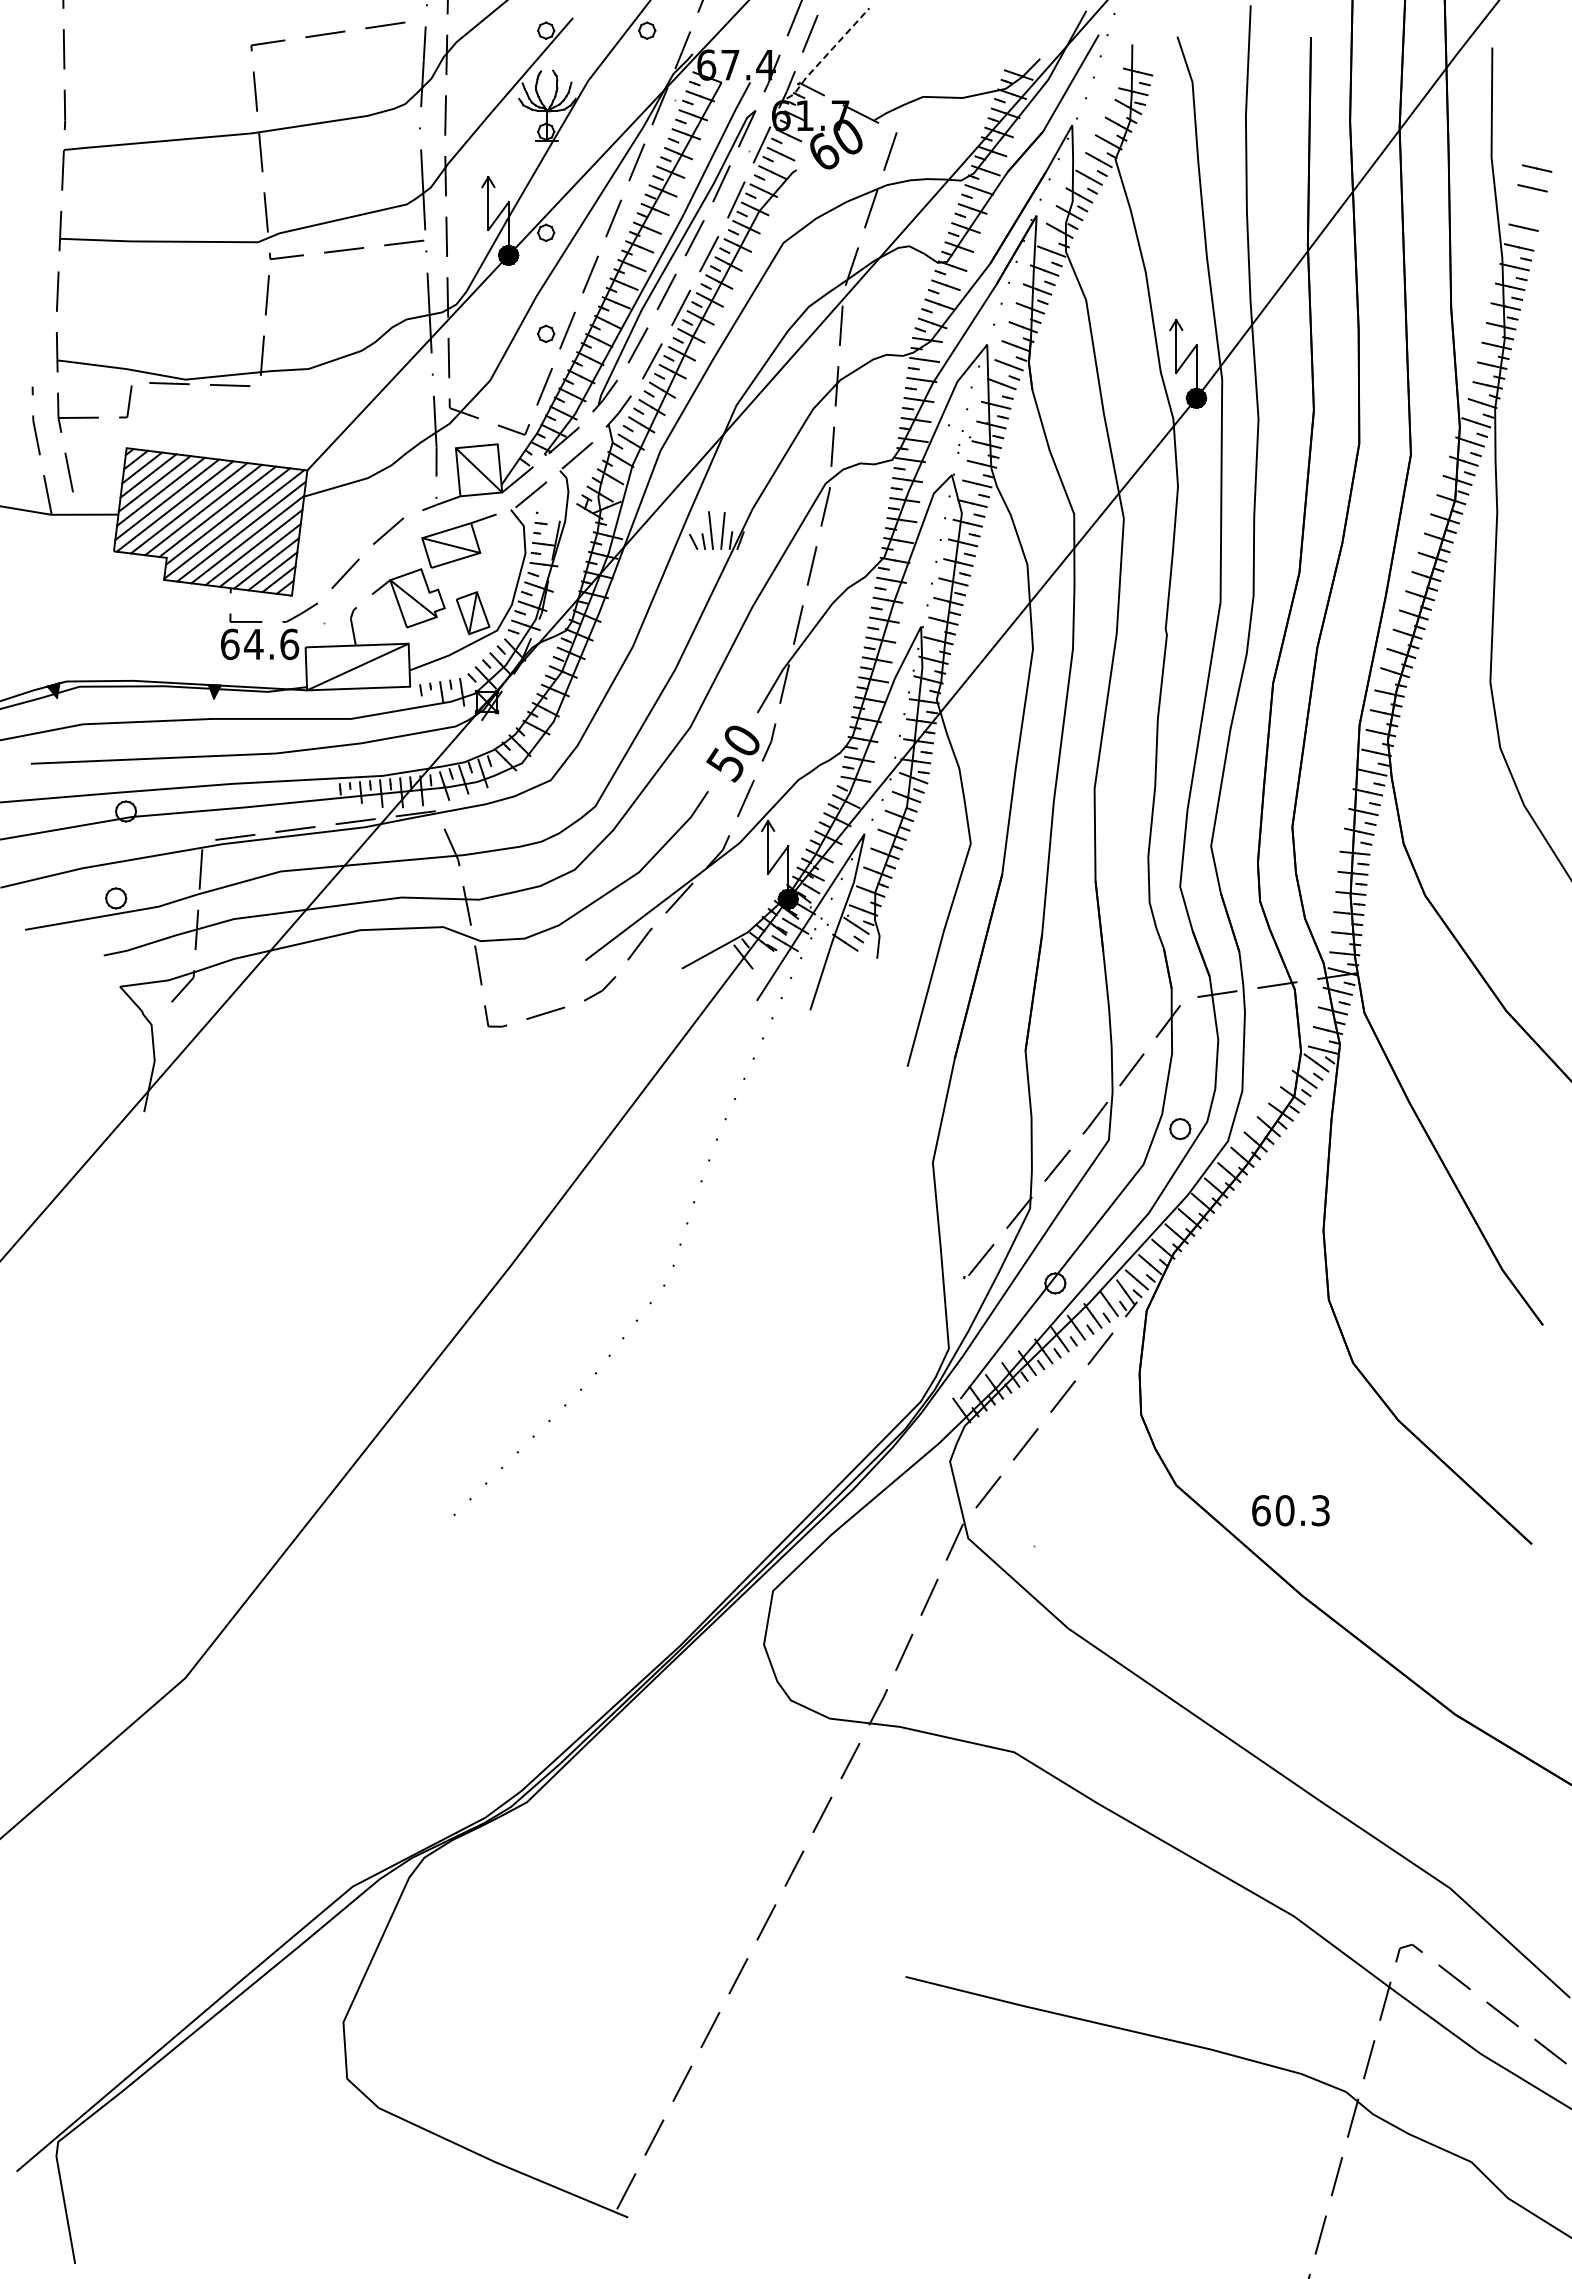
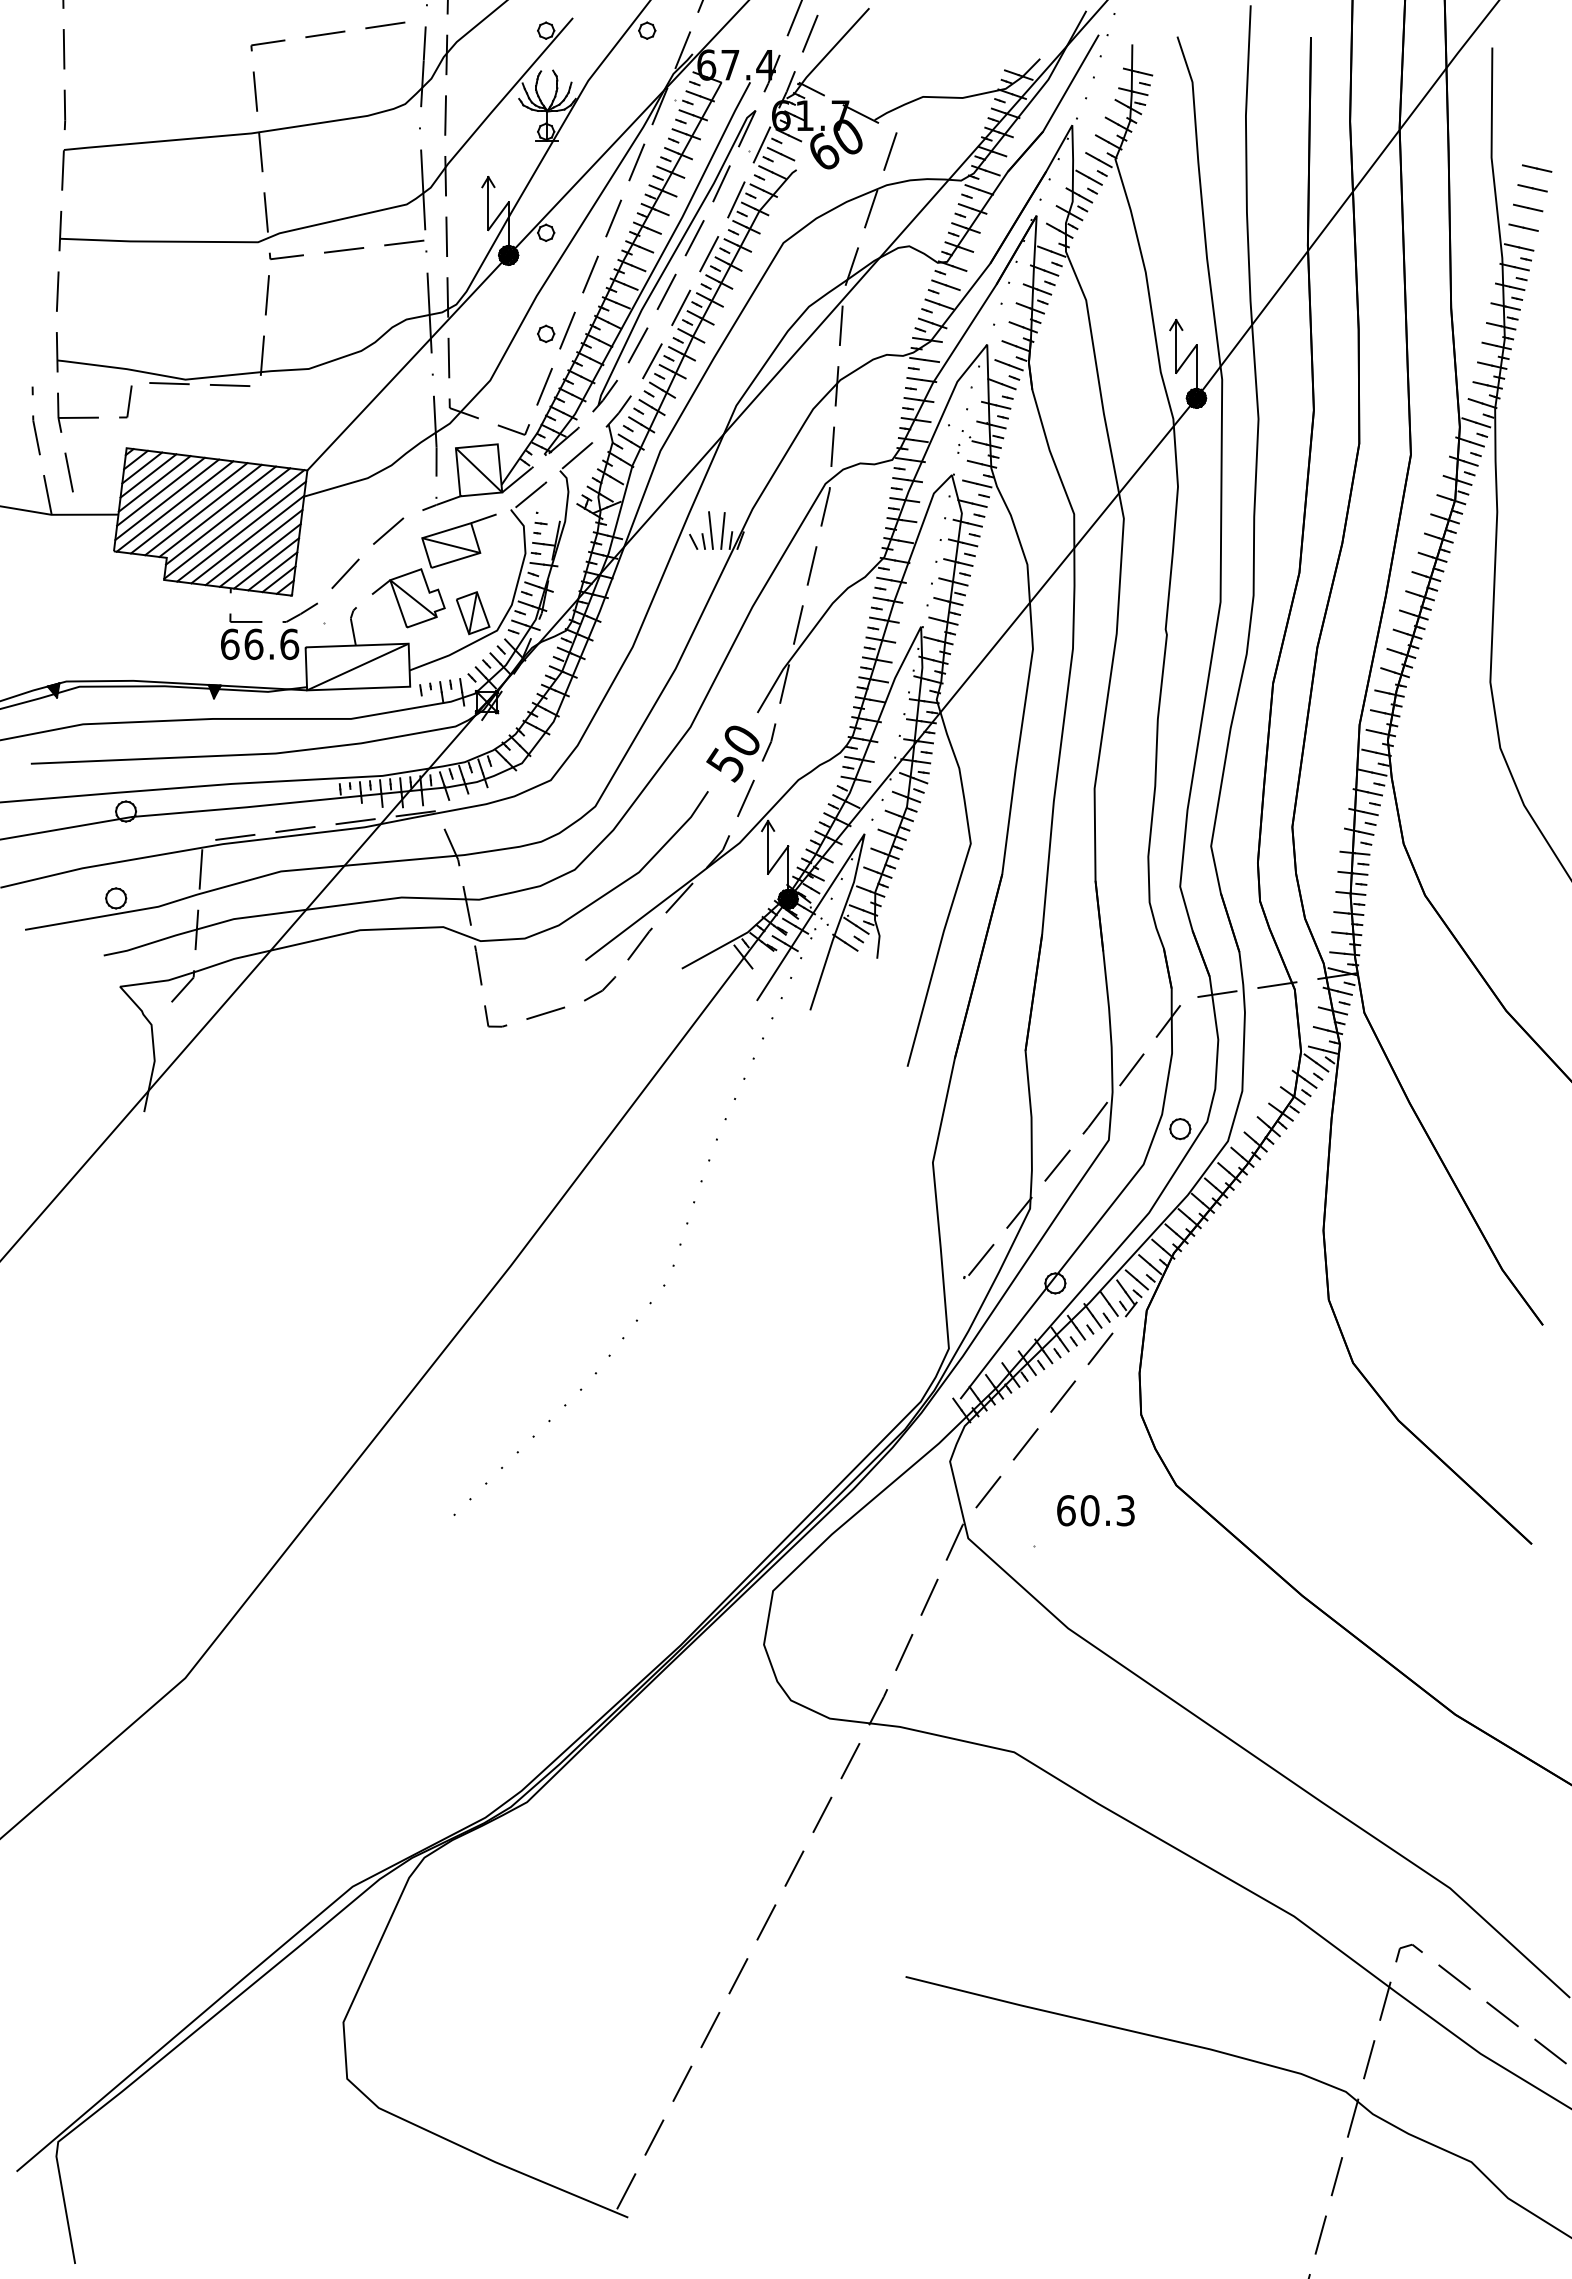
line: dashed -> solid (827, 54)
line: none -> present (1528, 207)
text: 64.6 -> 66.6 (253, 644)
text position: (1290, 1510) -> (1095, 1510) (1095, 1510)
